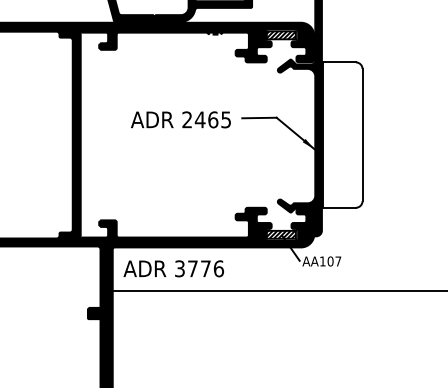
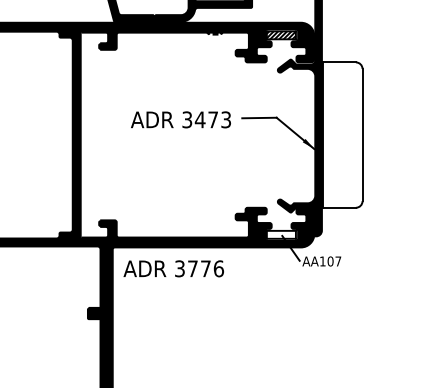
text: 2465 -> 3473 (206, 119)
hatch: present -> none (280, 234)
line: present -> none (277, 291)
